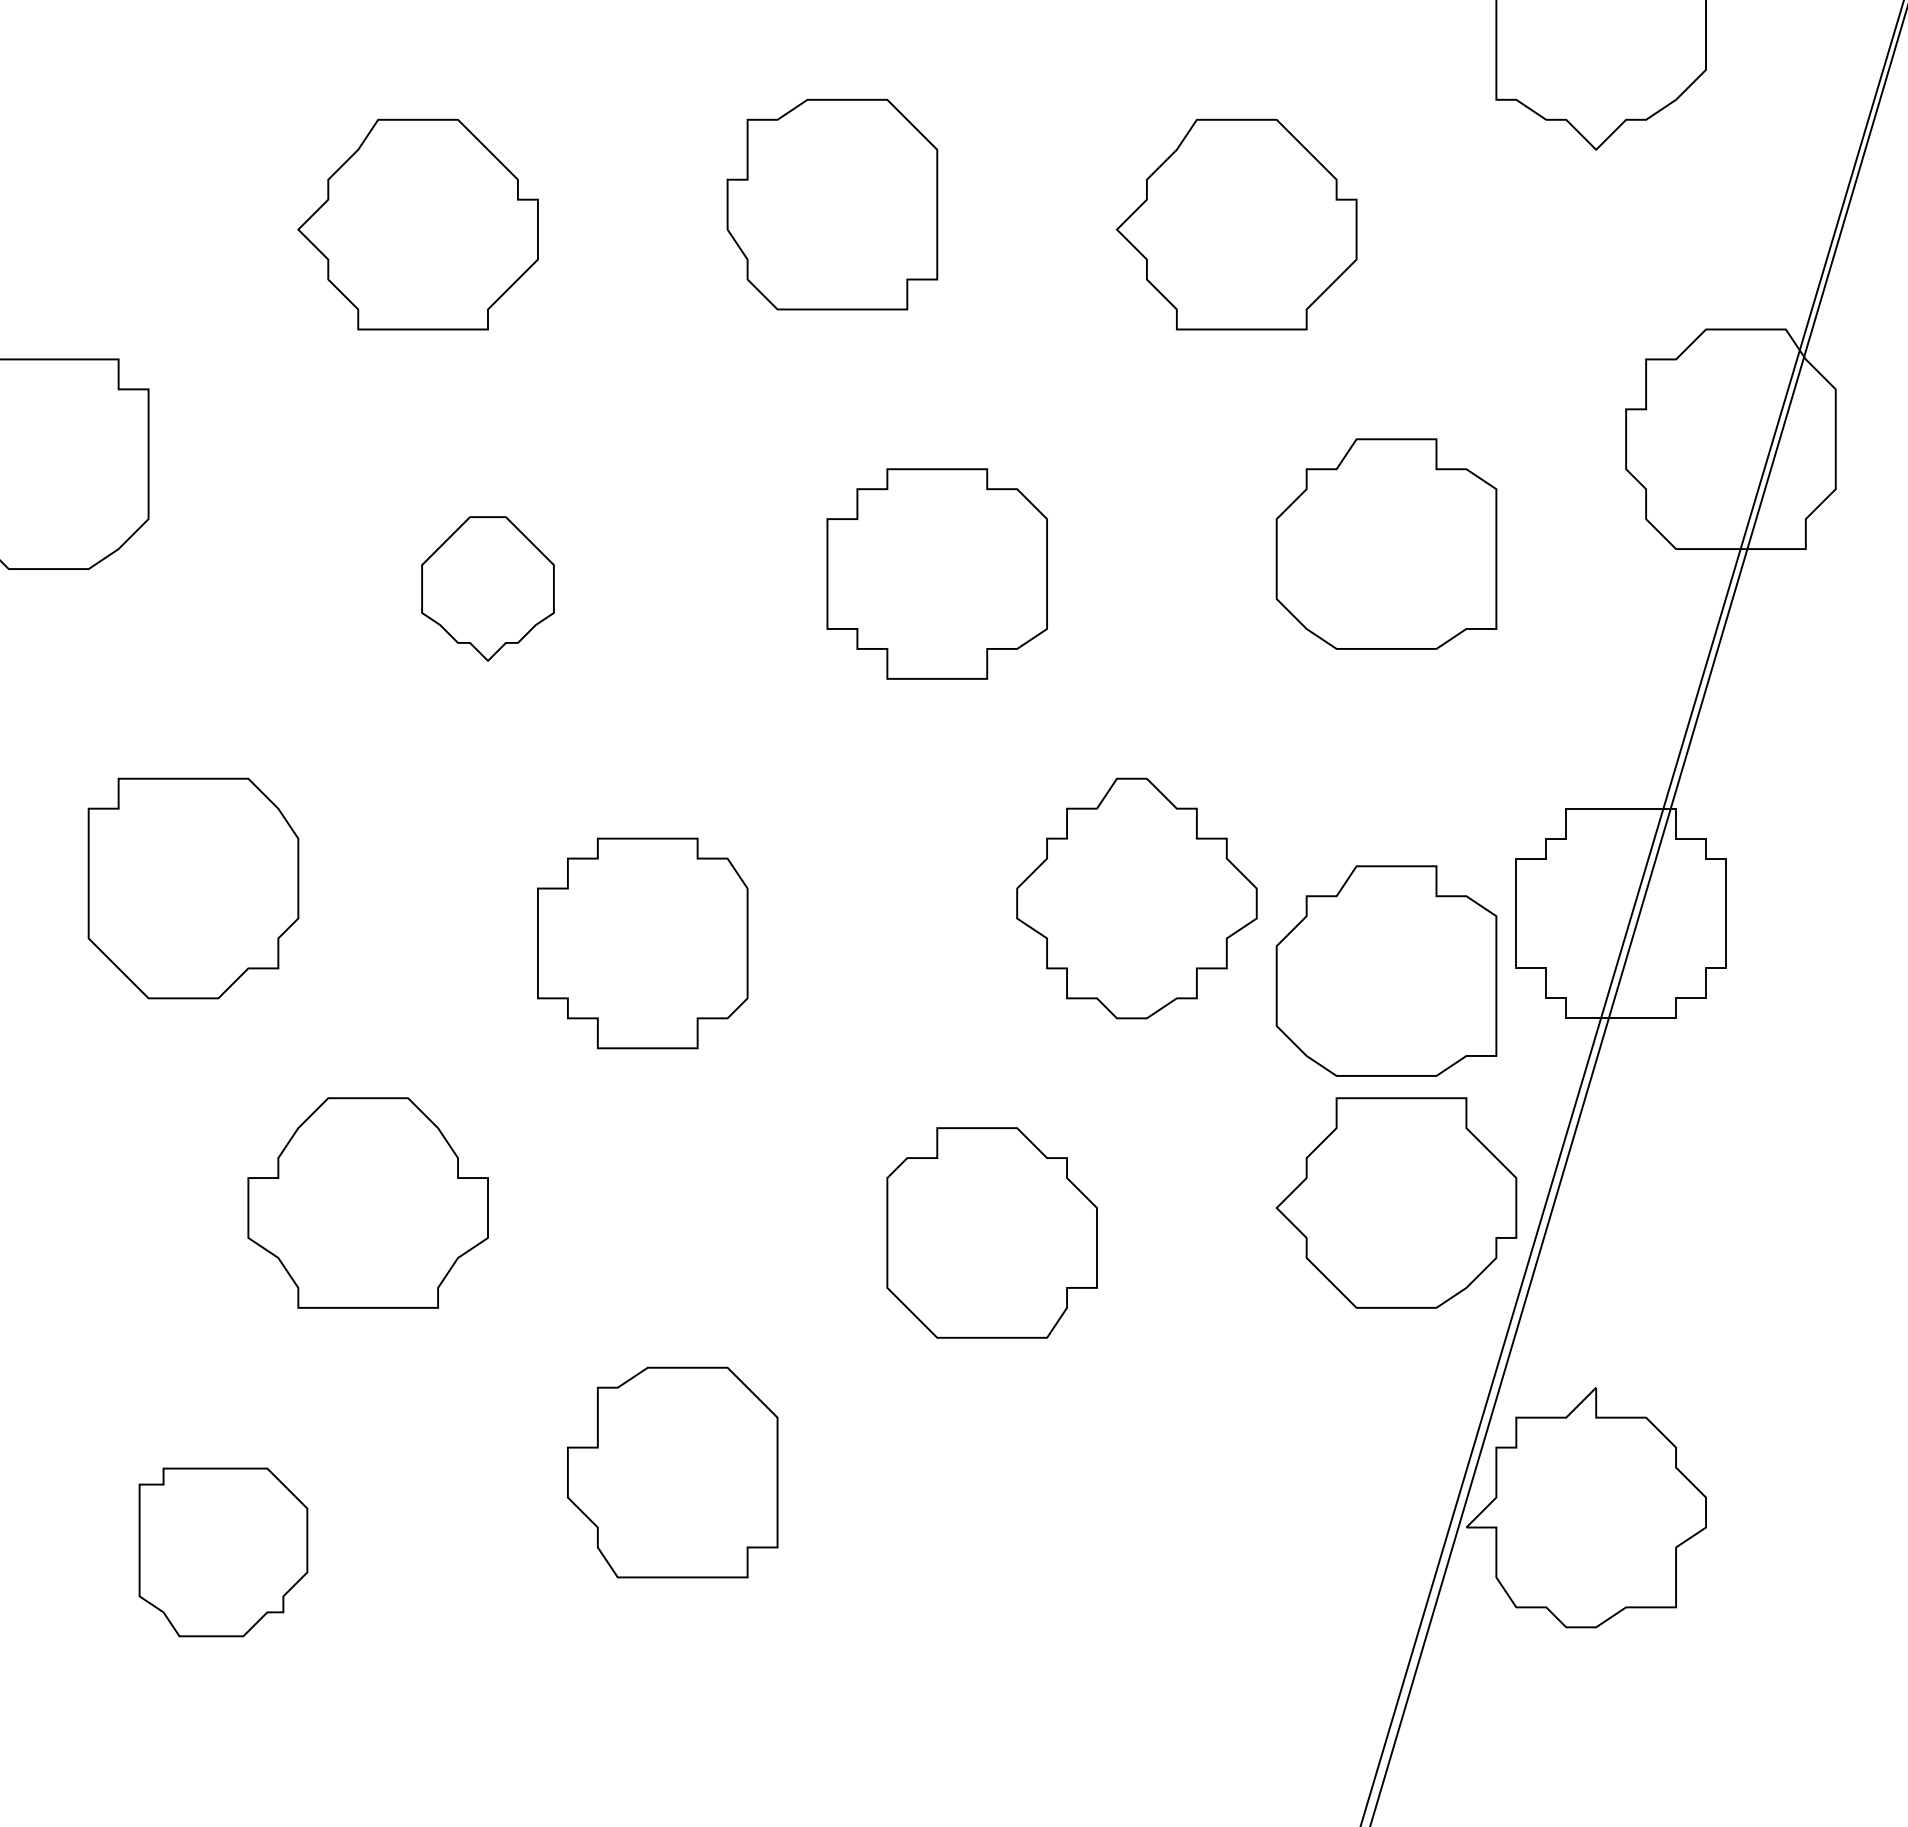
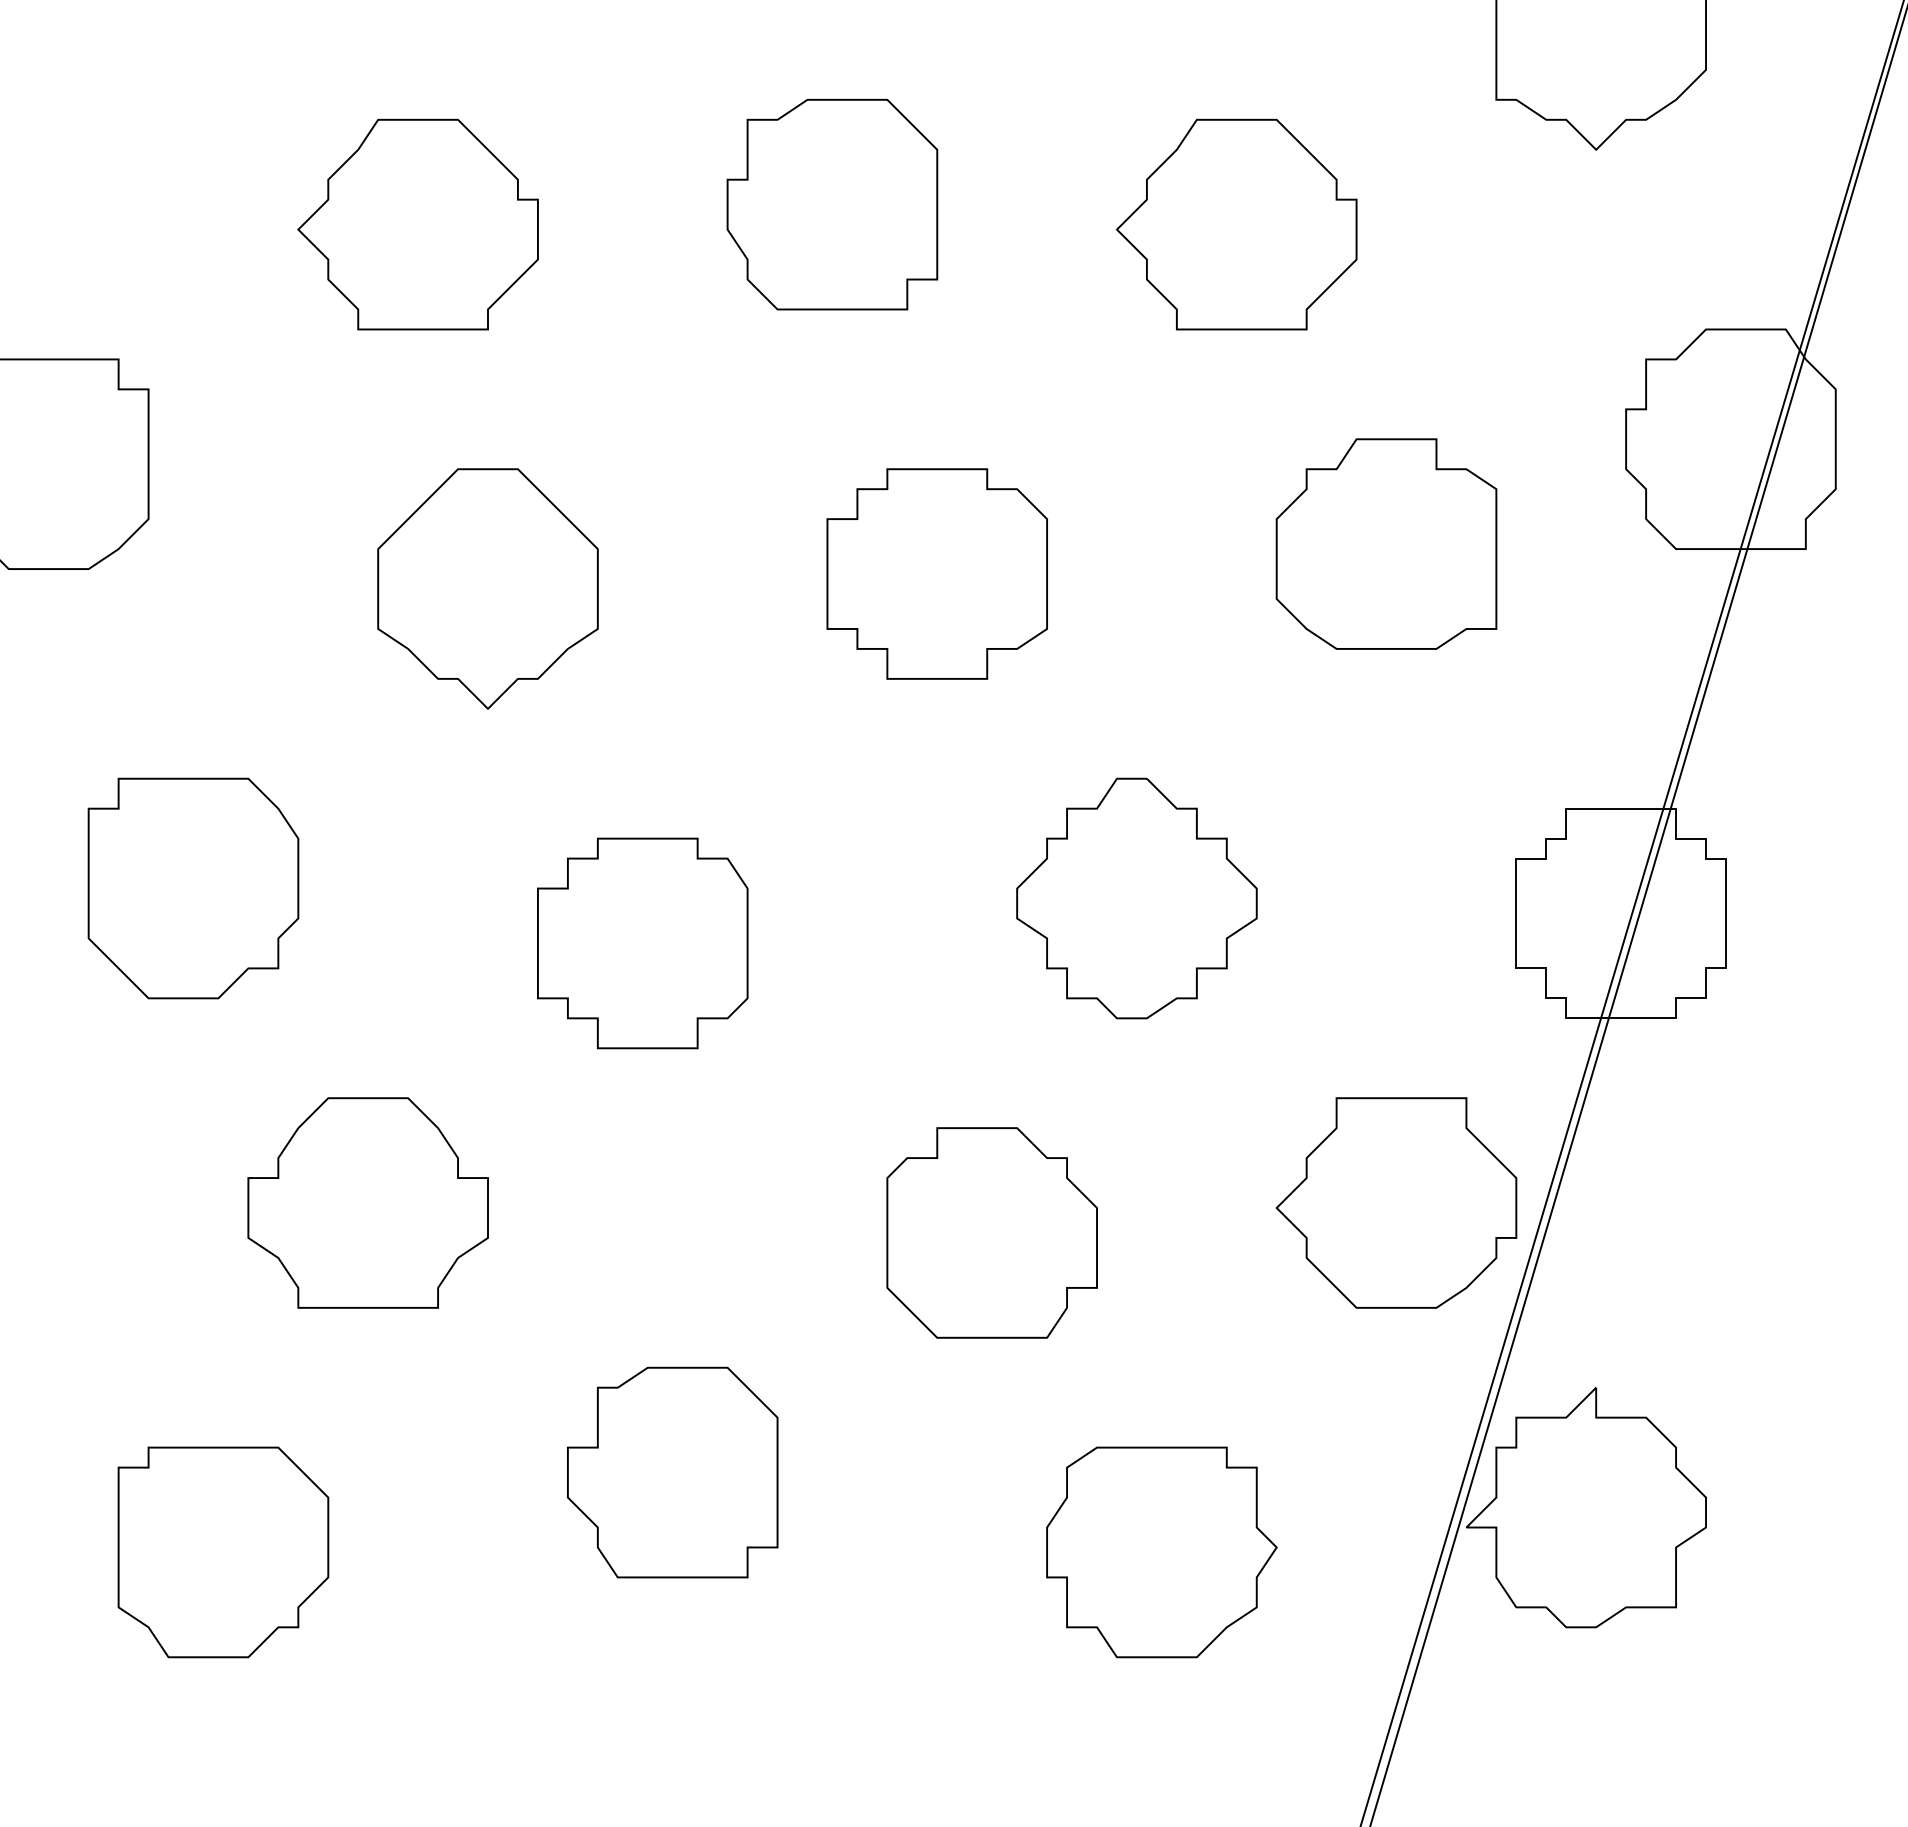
part size: 134x146 px -> 222x242 px (487, 588)
part: present -> none (1386, 970)
part size: 171x171 px -> 213x213 px (223, 1552)
part: none -> present (1161, 1552)
